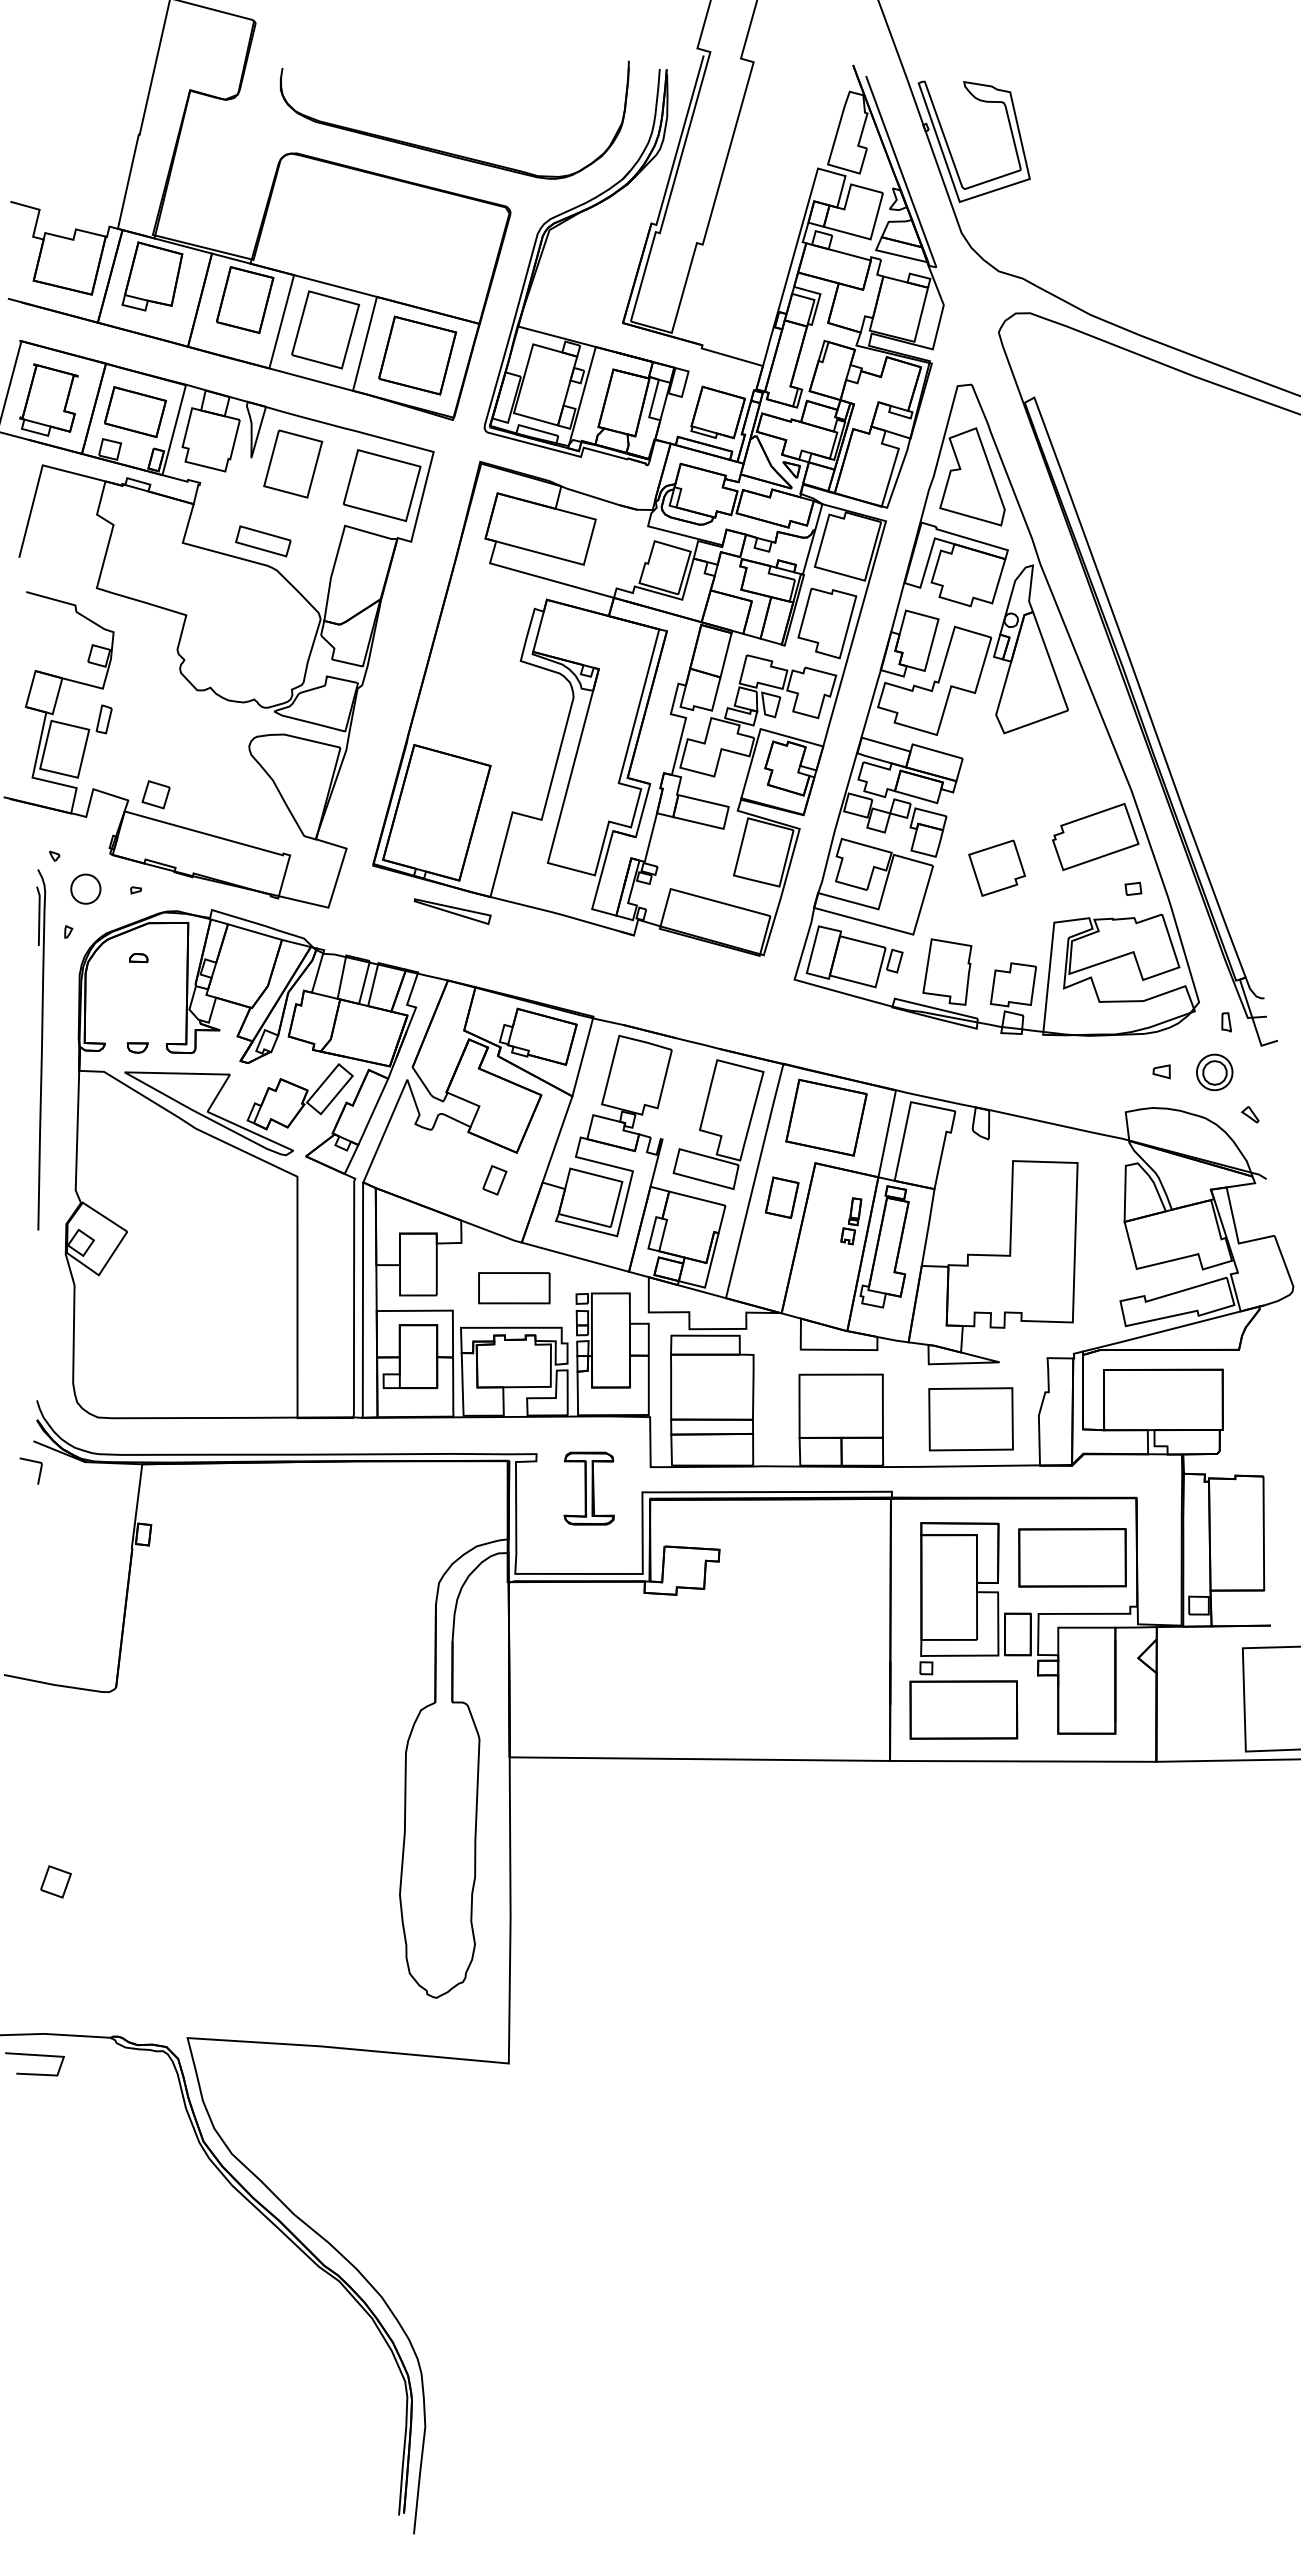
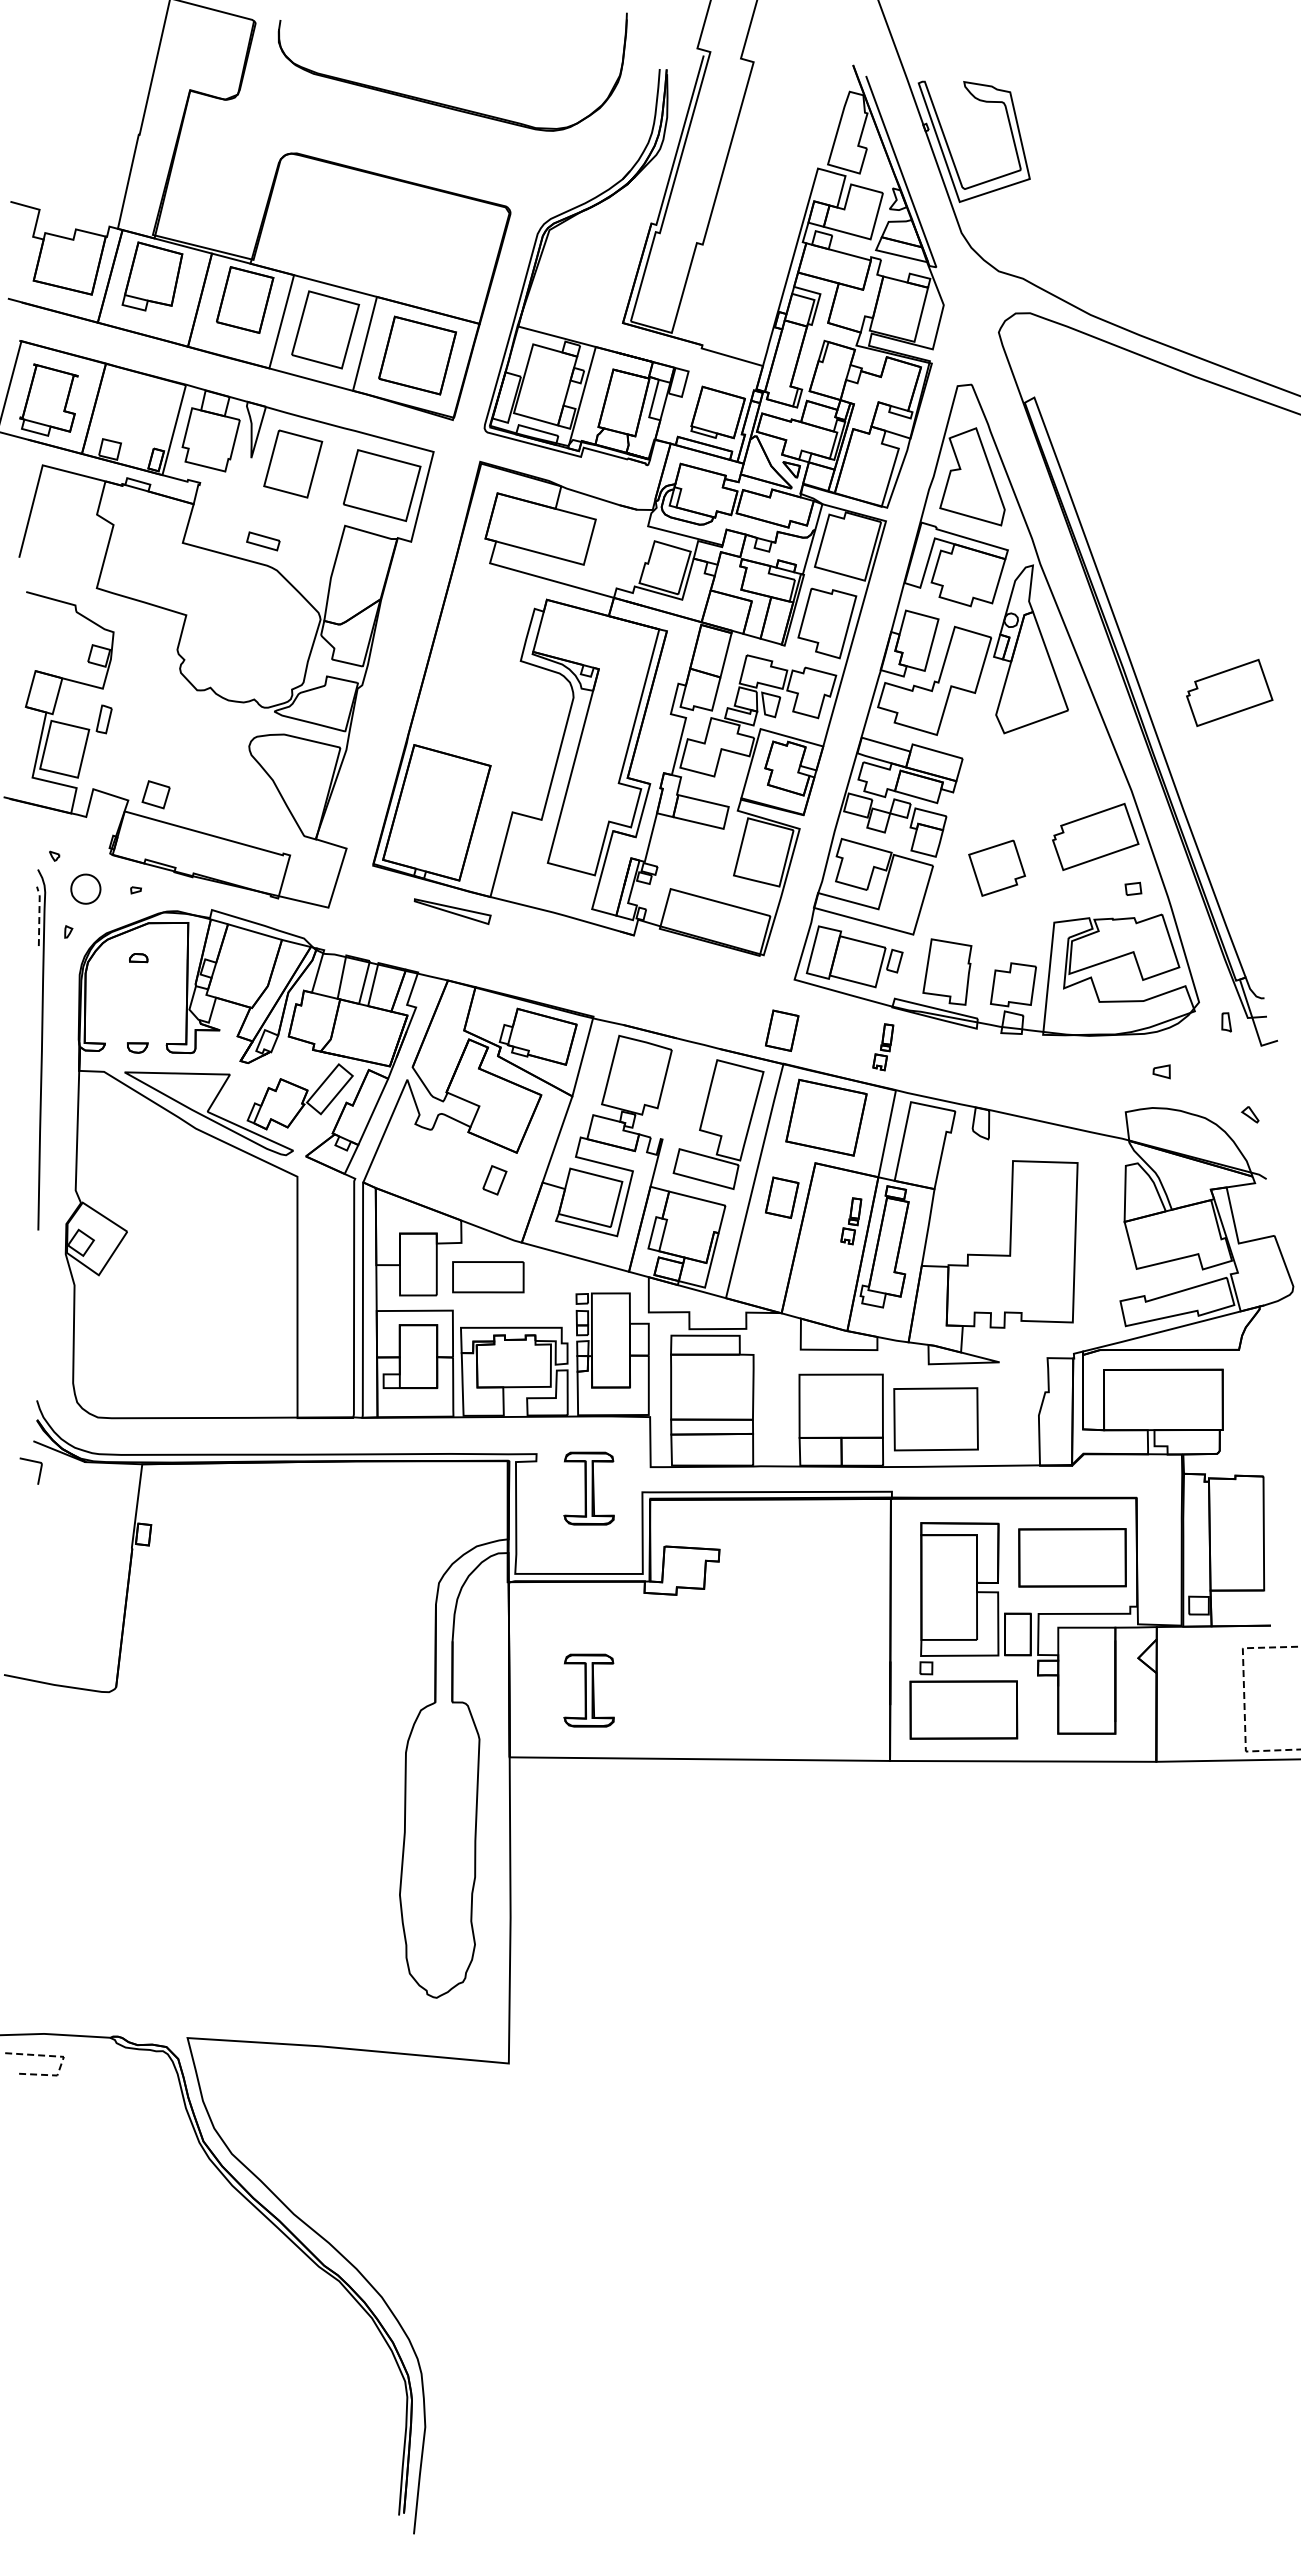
part position: (445, 151) -> (443, 103) (443, 103)
part: present -> none (135, 412)
part size: 57x33 px -> 35x21 px (263, 541)
part: none -> present (1229, 692)
line: solid -> dashed (39, 915)
part: none -> present (782, 1030)
part: none -> present (883, 1047)
part: present -> none (1214, 1072)
part position: (514, 1288) -> (488, 1277) (488, 1277)
part position: (970, 1419) -> (935, 1419) (935, 1419)
part: none -> present (588, 1690)
line: solid -> dashed (1244, 1698)
part: present -> none (55, 1881)
line: solid -> dashed (63, 2058)
